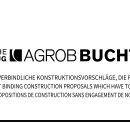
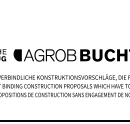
fill: present -> none (13, 55)
